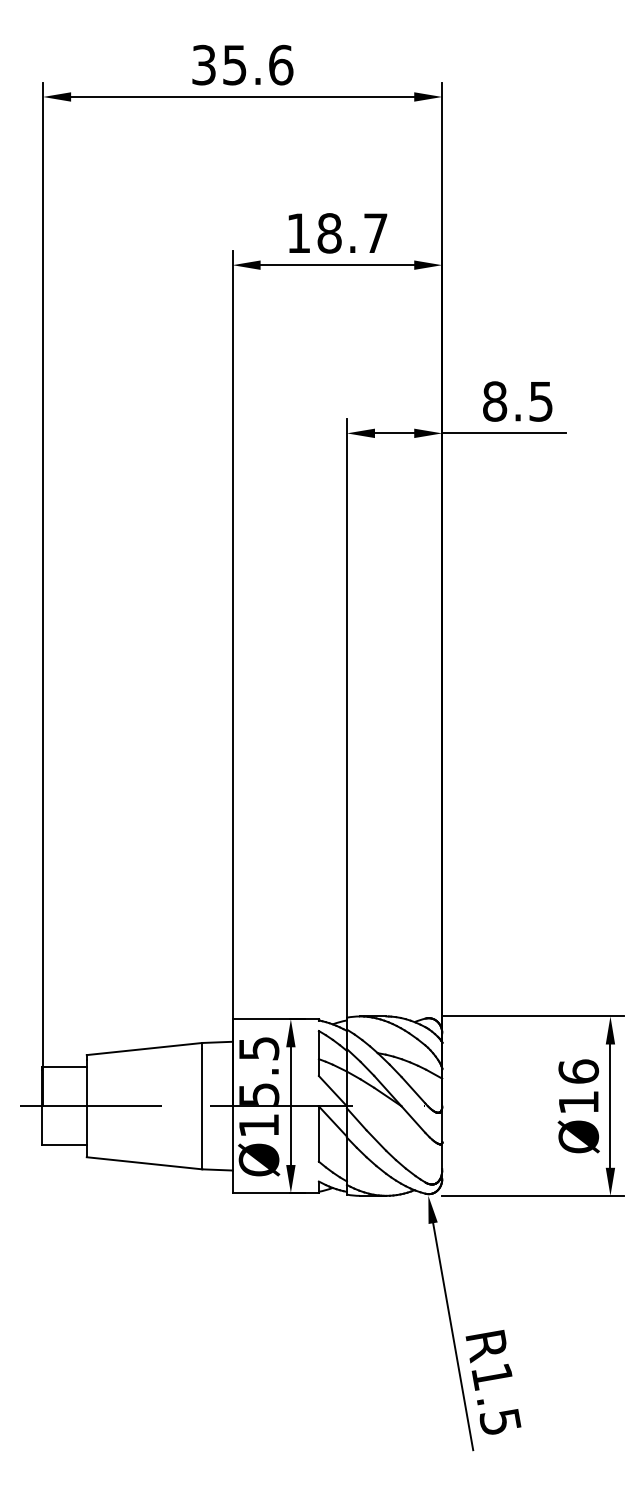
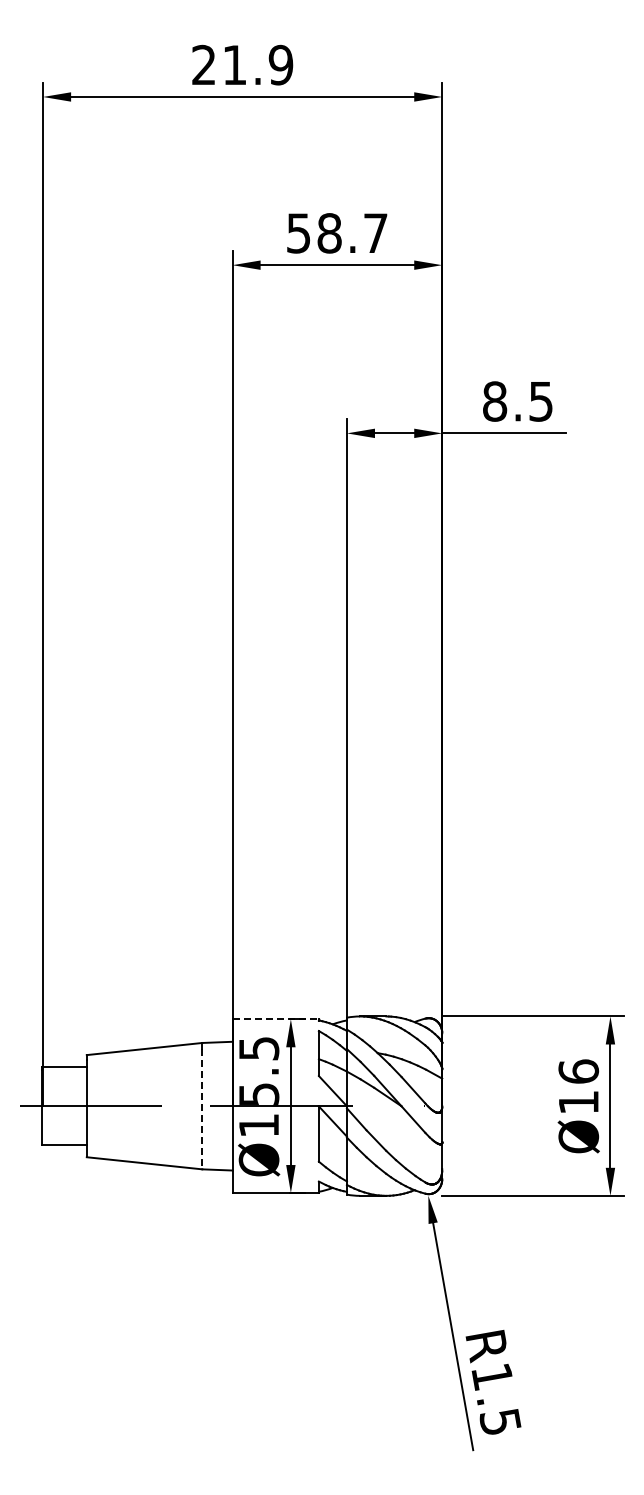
text: 35.6 -> 21.9 (242, 64)
text: 18.7 -> 58.7 (298, 233)
line: solid -> dashed (276, 1019)
line: solid -> dashed (202, 1109)
